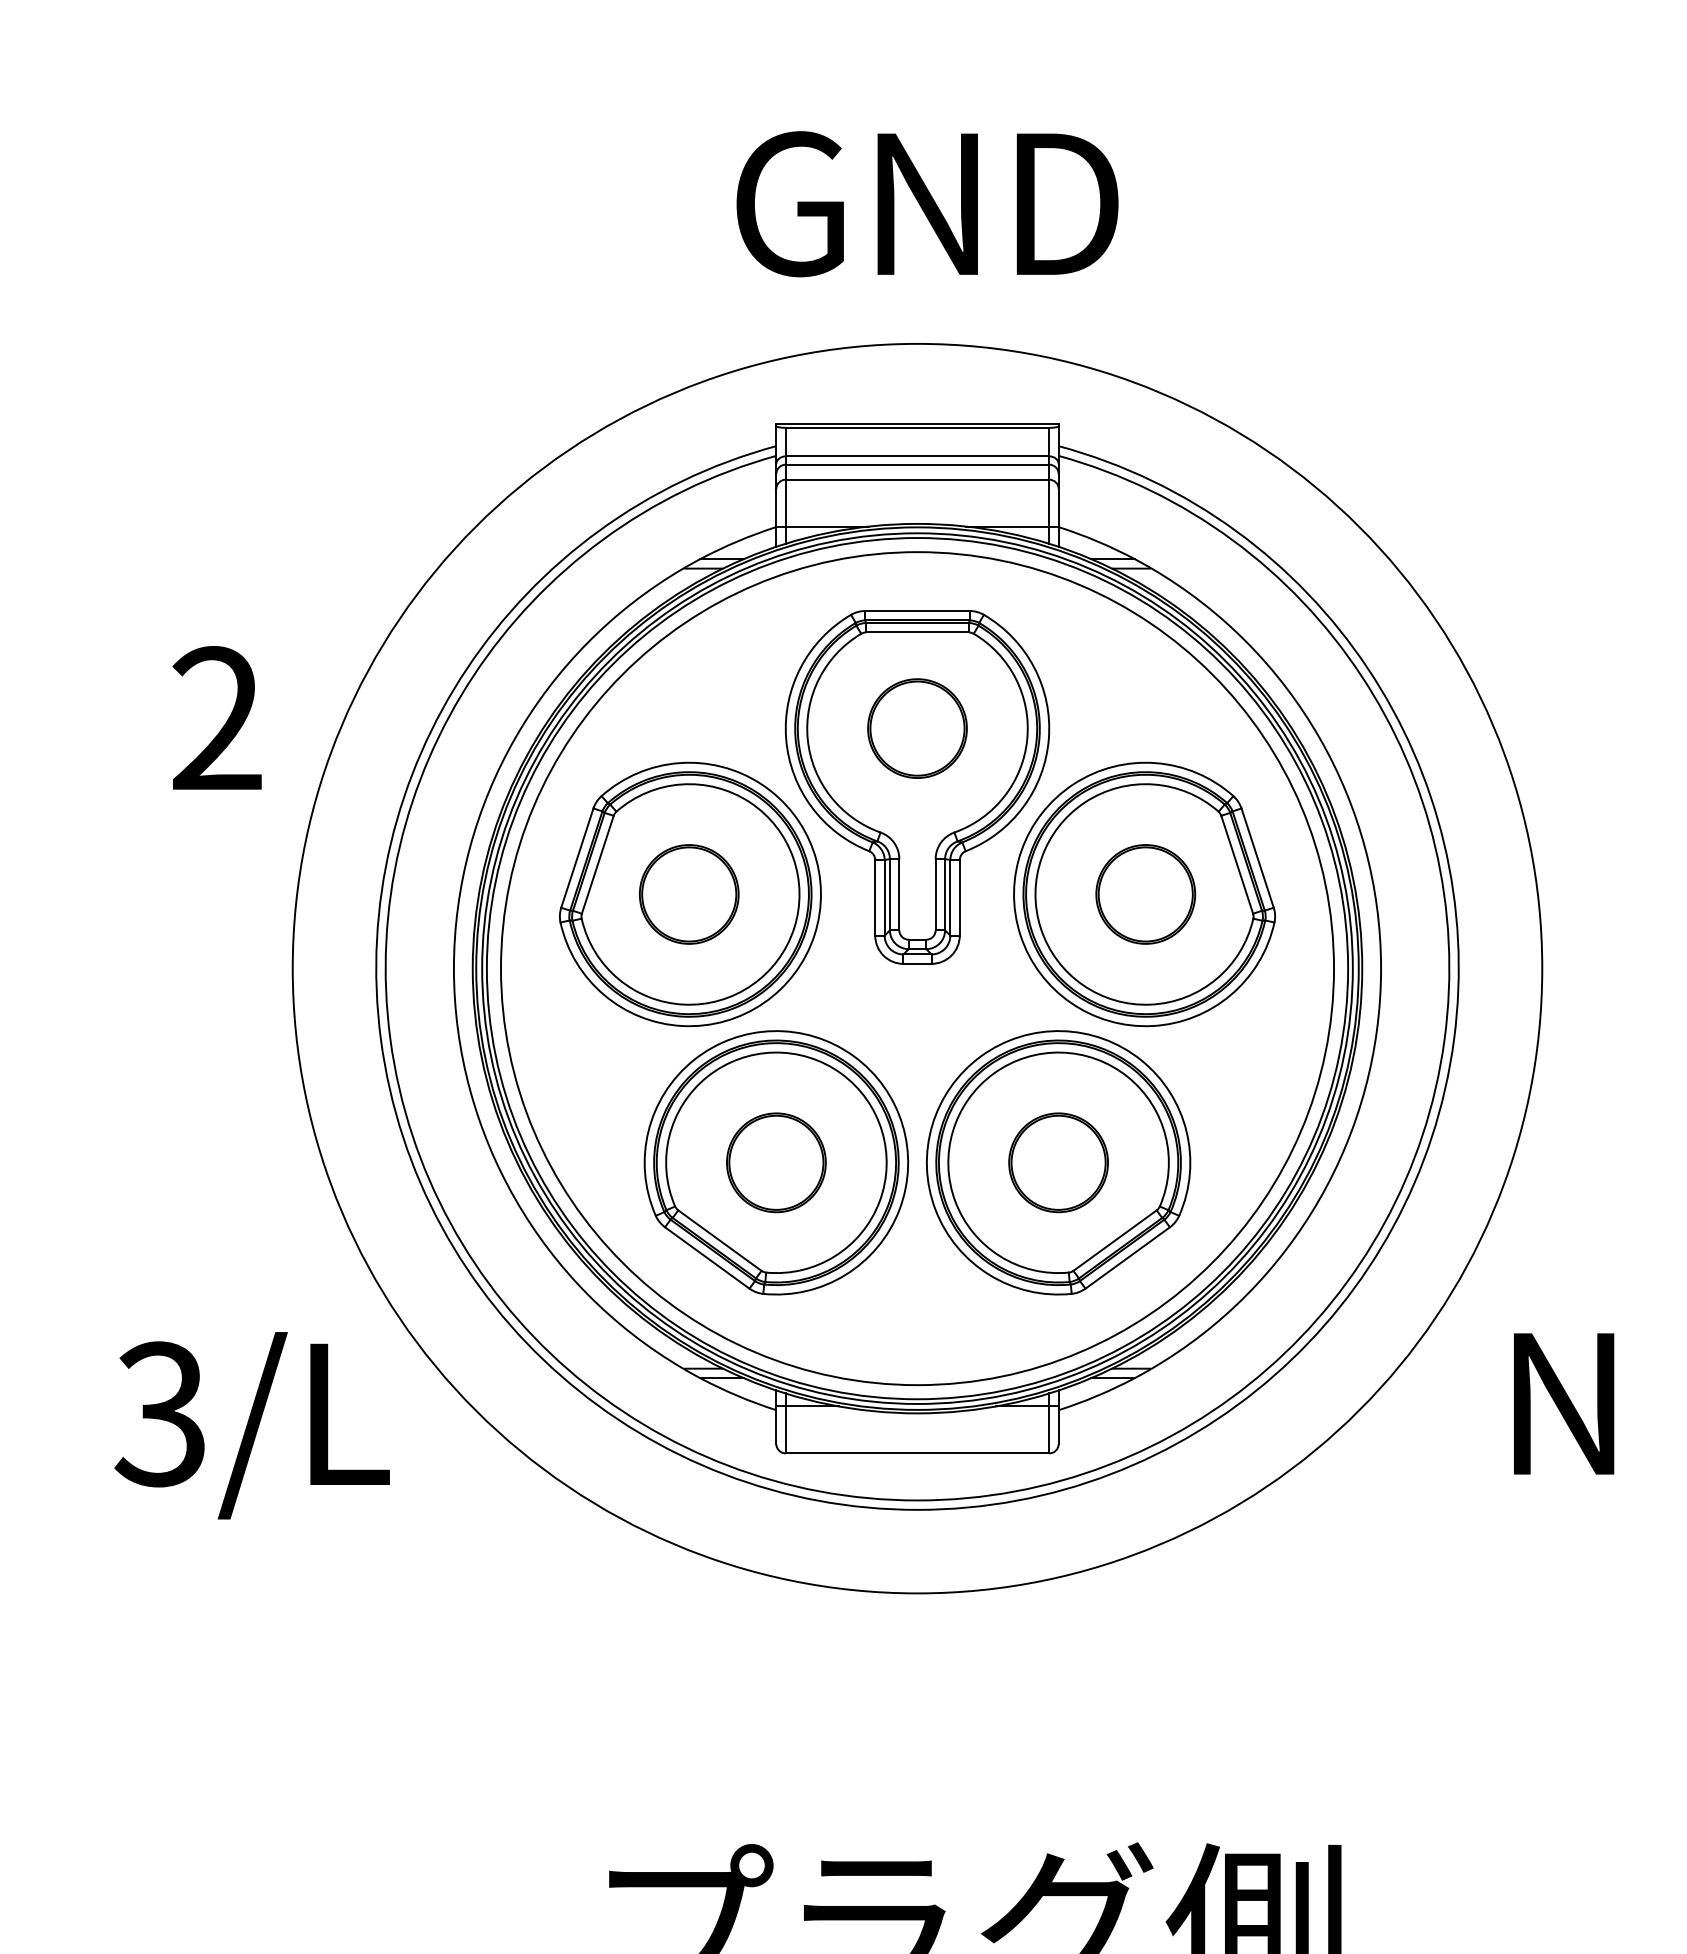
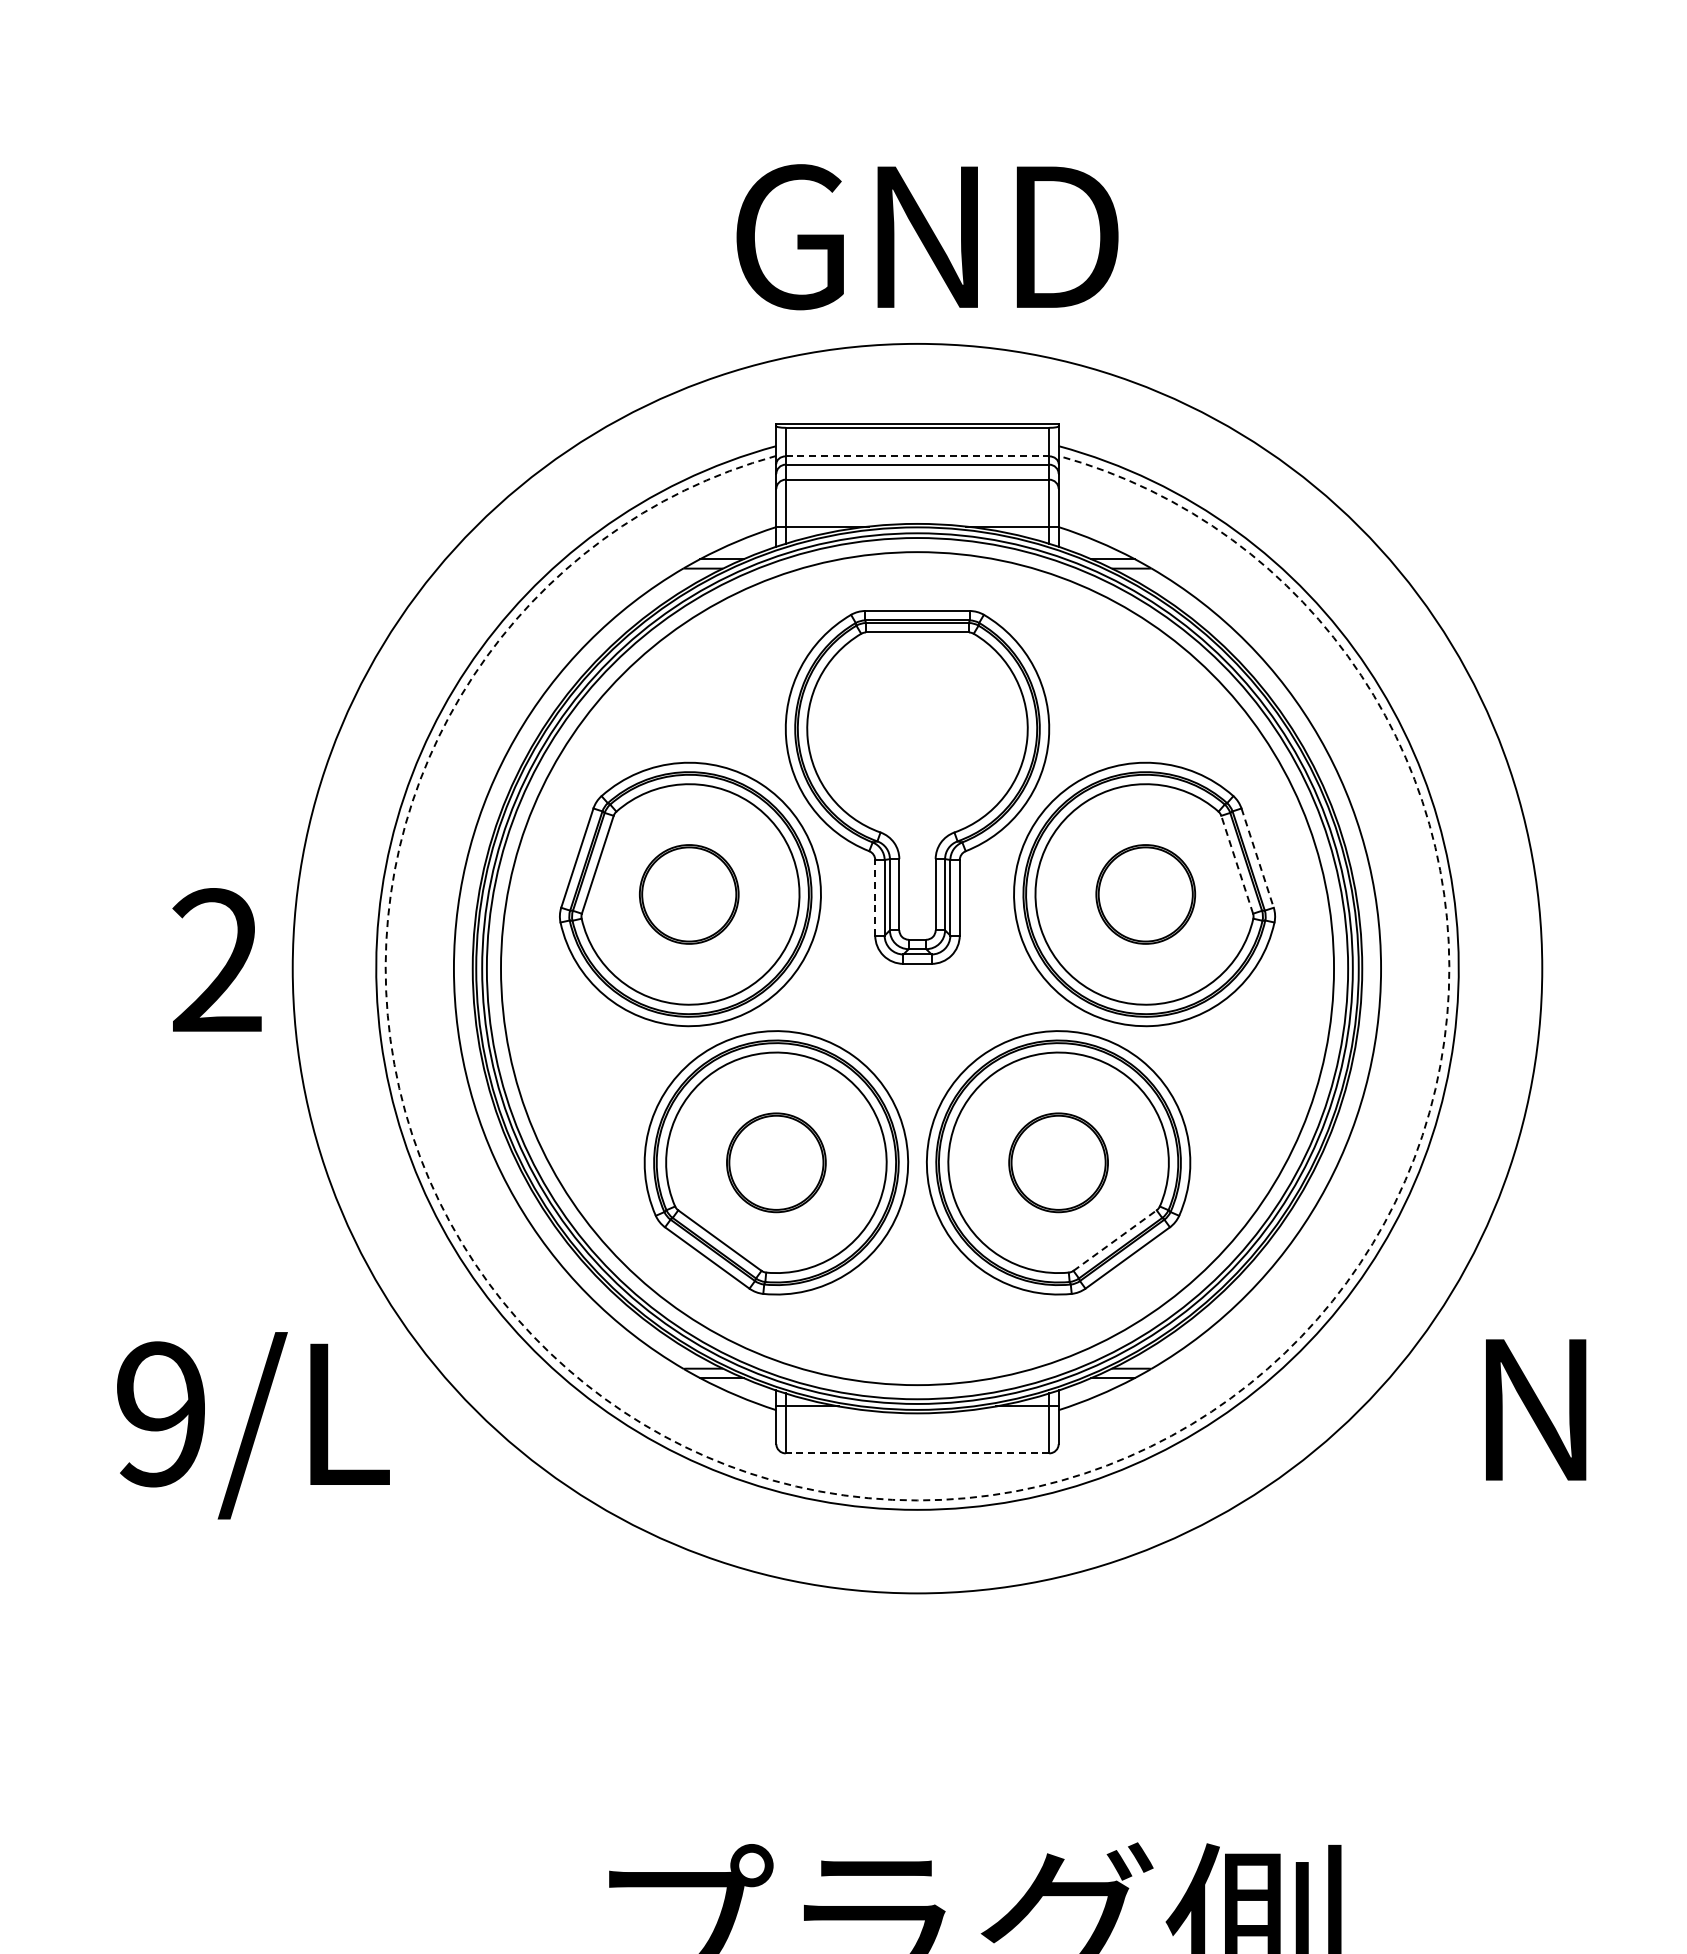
text position: (927, 204) -> (927, 237) (927, 237)
line: solid -> dashed (917, 456)
text position: (216, 717) -> (216, 959) (216, 959)
part: present -> none (917, 728)
line: solid -> dashed (1257, 858)
line: solid -> dashed (1237, 864)
line: solid -> dashed (875, 897)
line: solid -> dashed (1115, 1240)
text position: (1564, 1403) -> (1536, 1409) (1536, 1409)
text: 3/L -> 9/L (159, 1414)
line: solid -> dashed (917, 1453)
arc: solid -> dashed (917, 1500)
